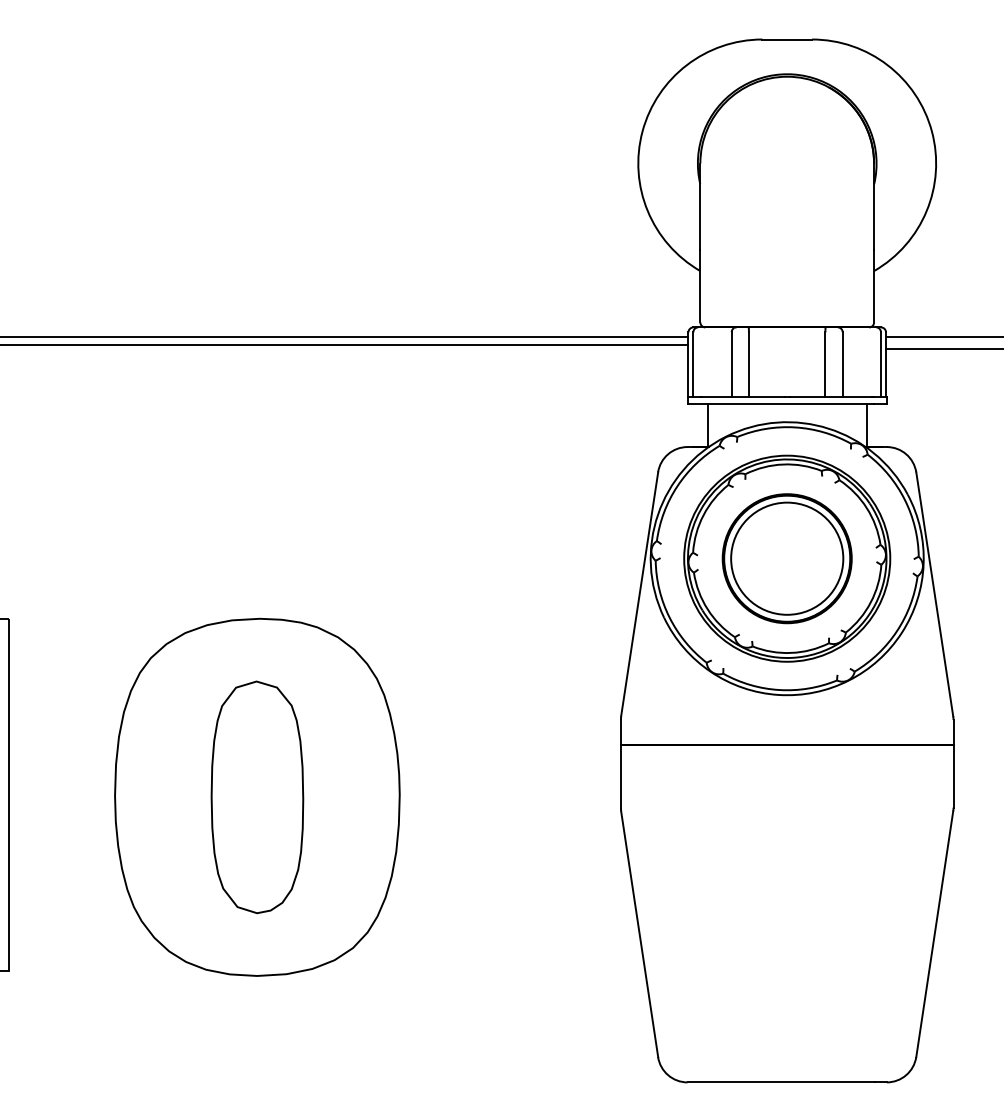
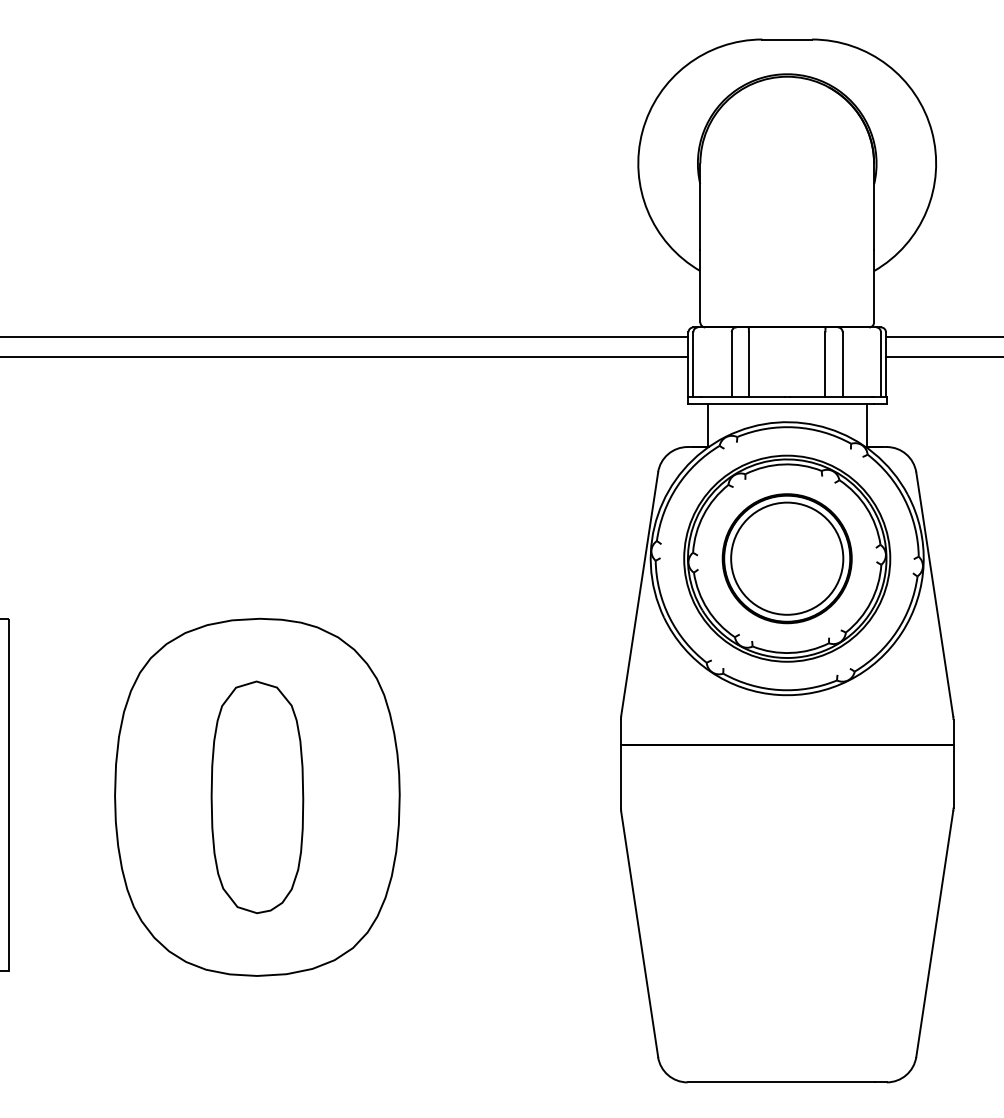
line position: (345, 345) -> (345, 357) (345, 357)
line position: (943, 349) -> (943, 357) (943, 357)
